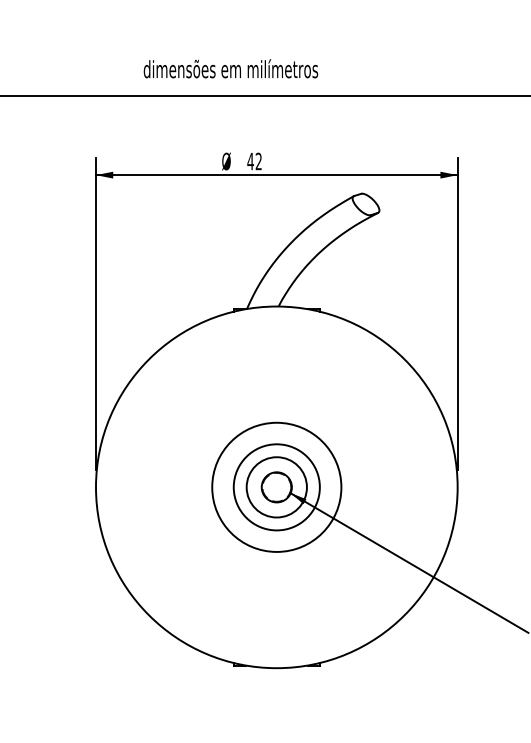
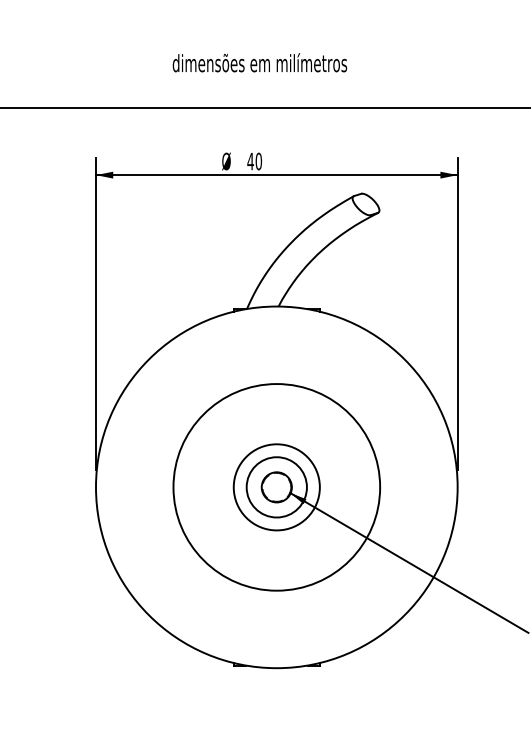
text position: (230, 68) -> (259, 62) (259, 62)
line position: (264, 96) -> (264, 108) (264, 108)
text: 42 -> 40 (258, 161)
circle diameter: 129 px -> 207 px (276, 487)
